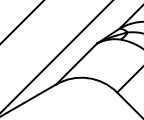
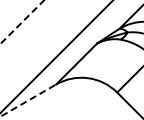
line: solid -> dashed (22, 22)
line: solid -> dashed (28, 100)
